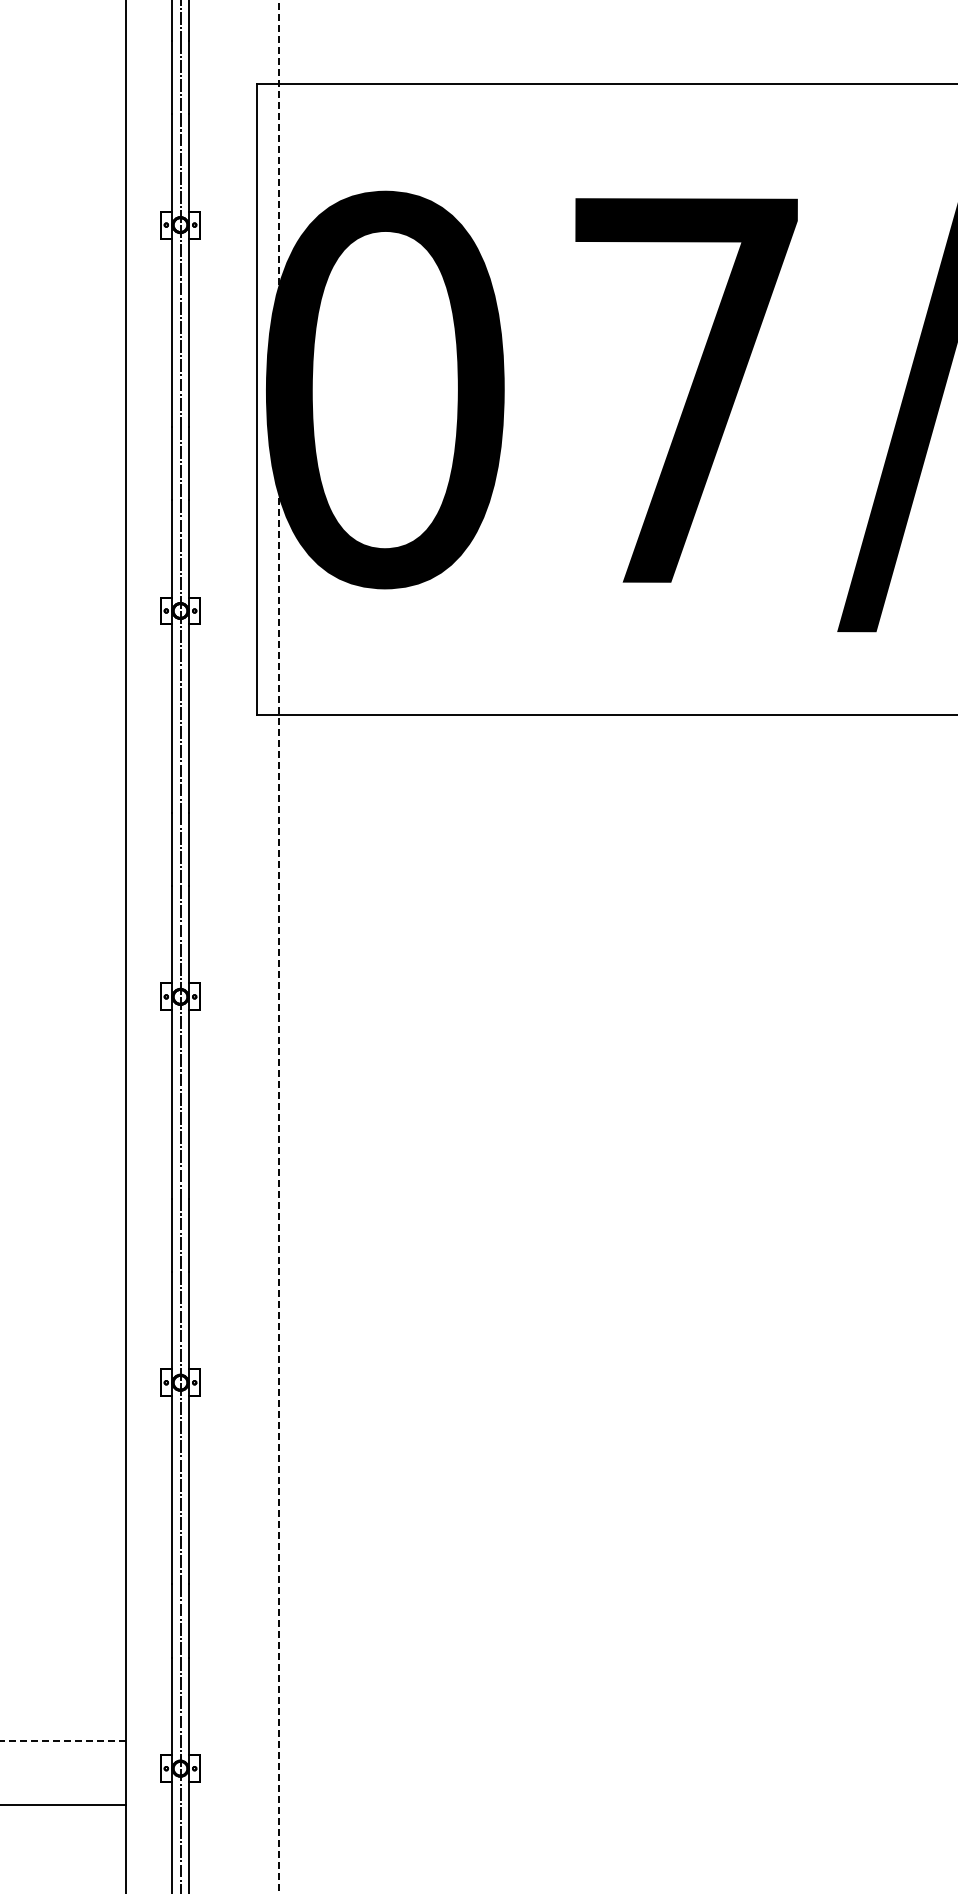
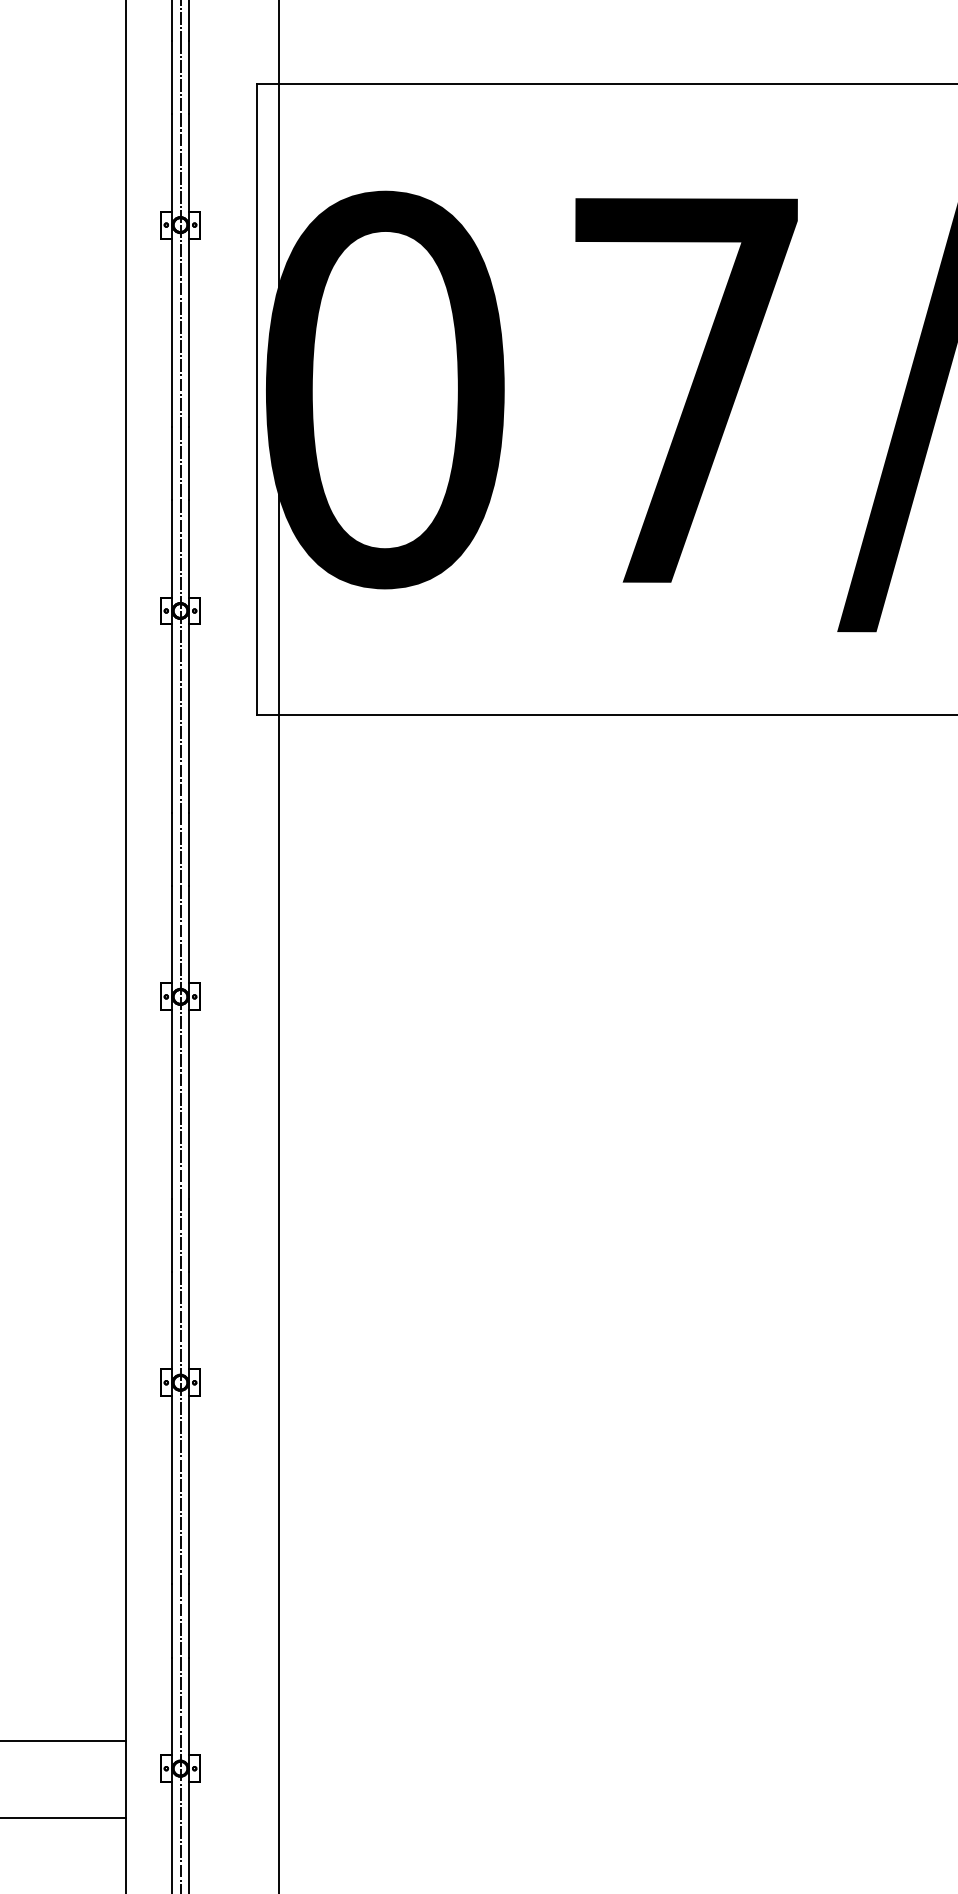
line: dashed -> solid (279, 947)
line: dashed -> solid (62, 1740)
line position: (63, 1804) -> (63, 1817) (63, 1817)
